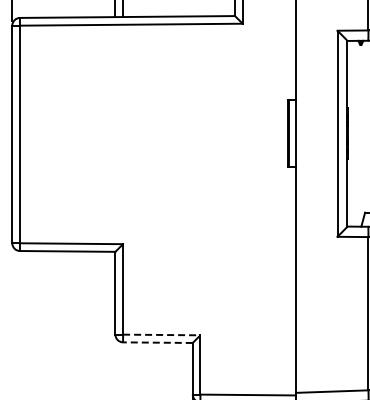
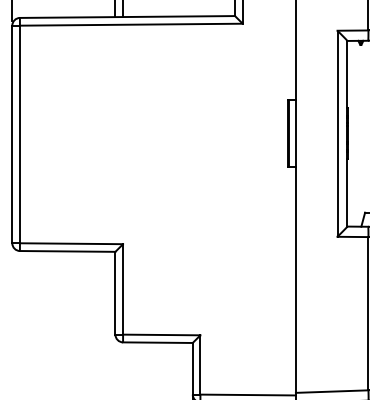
line: dashed -> solid (161, 334)
line: dashed -> solid (157, 342)
